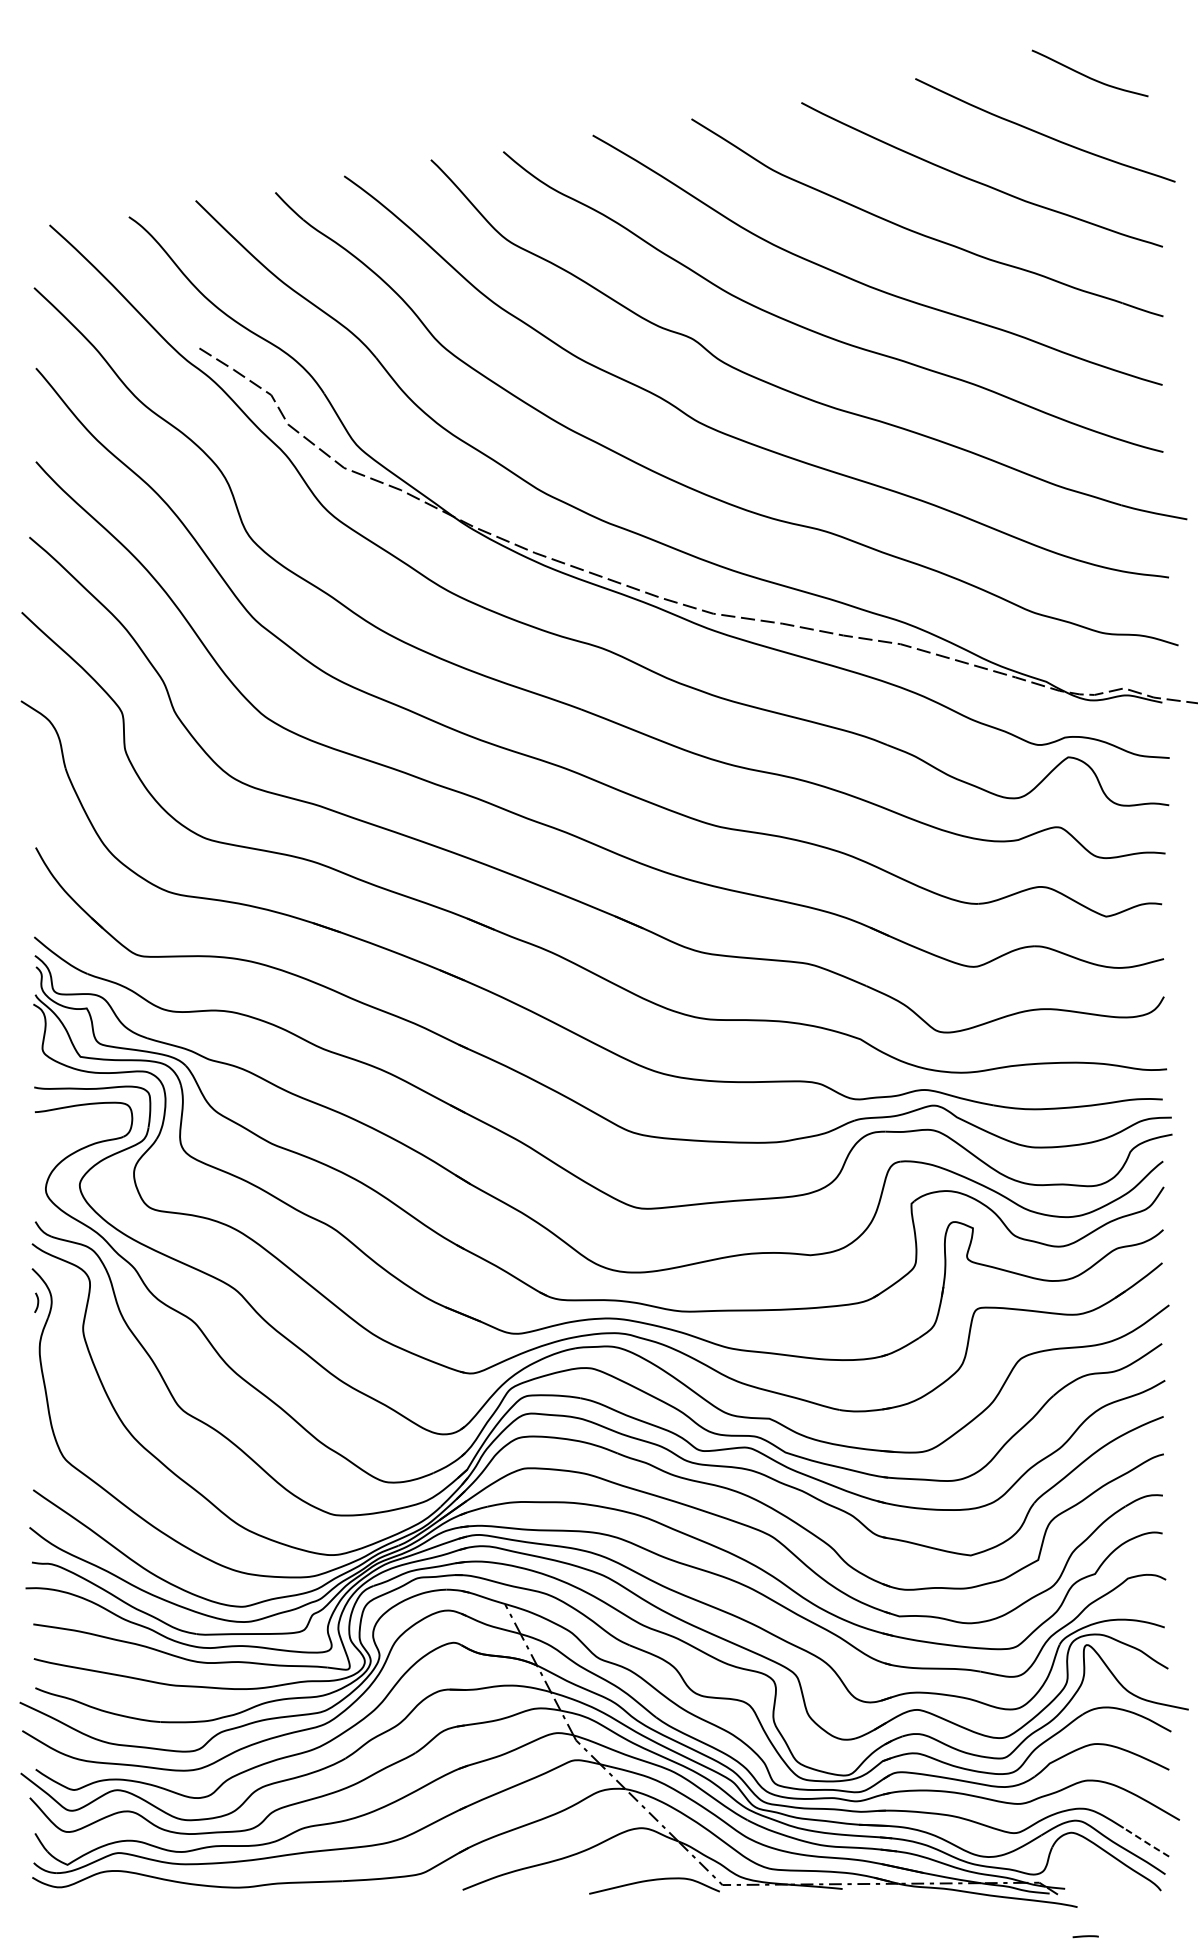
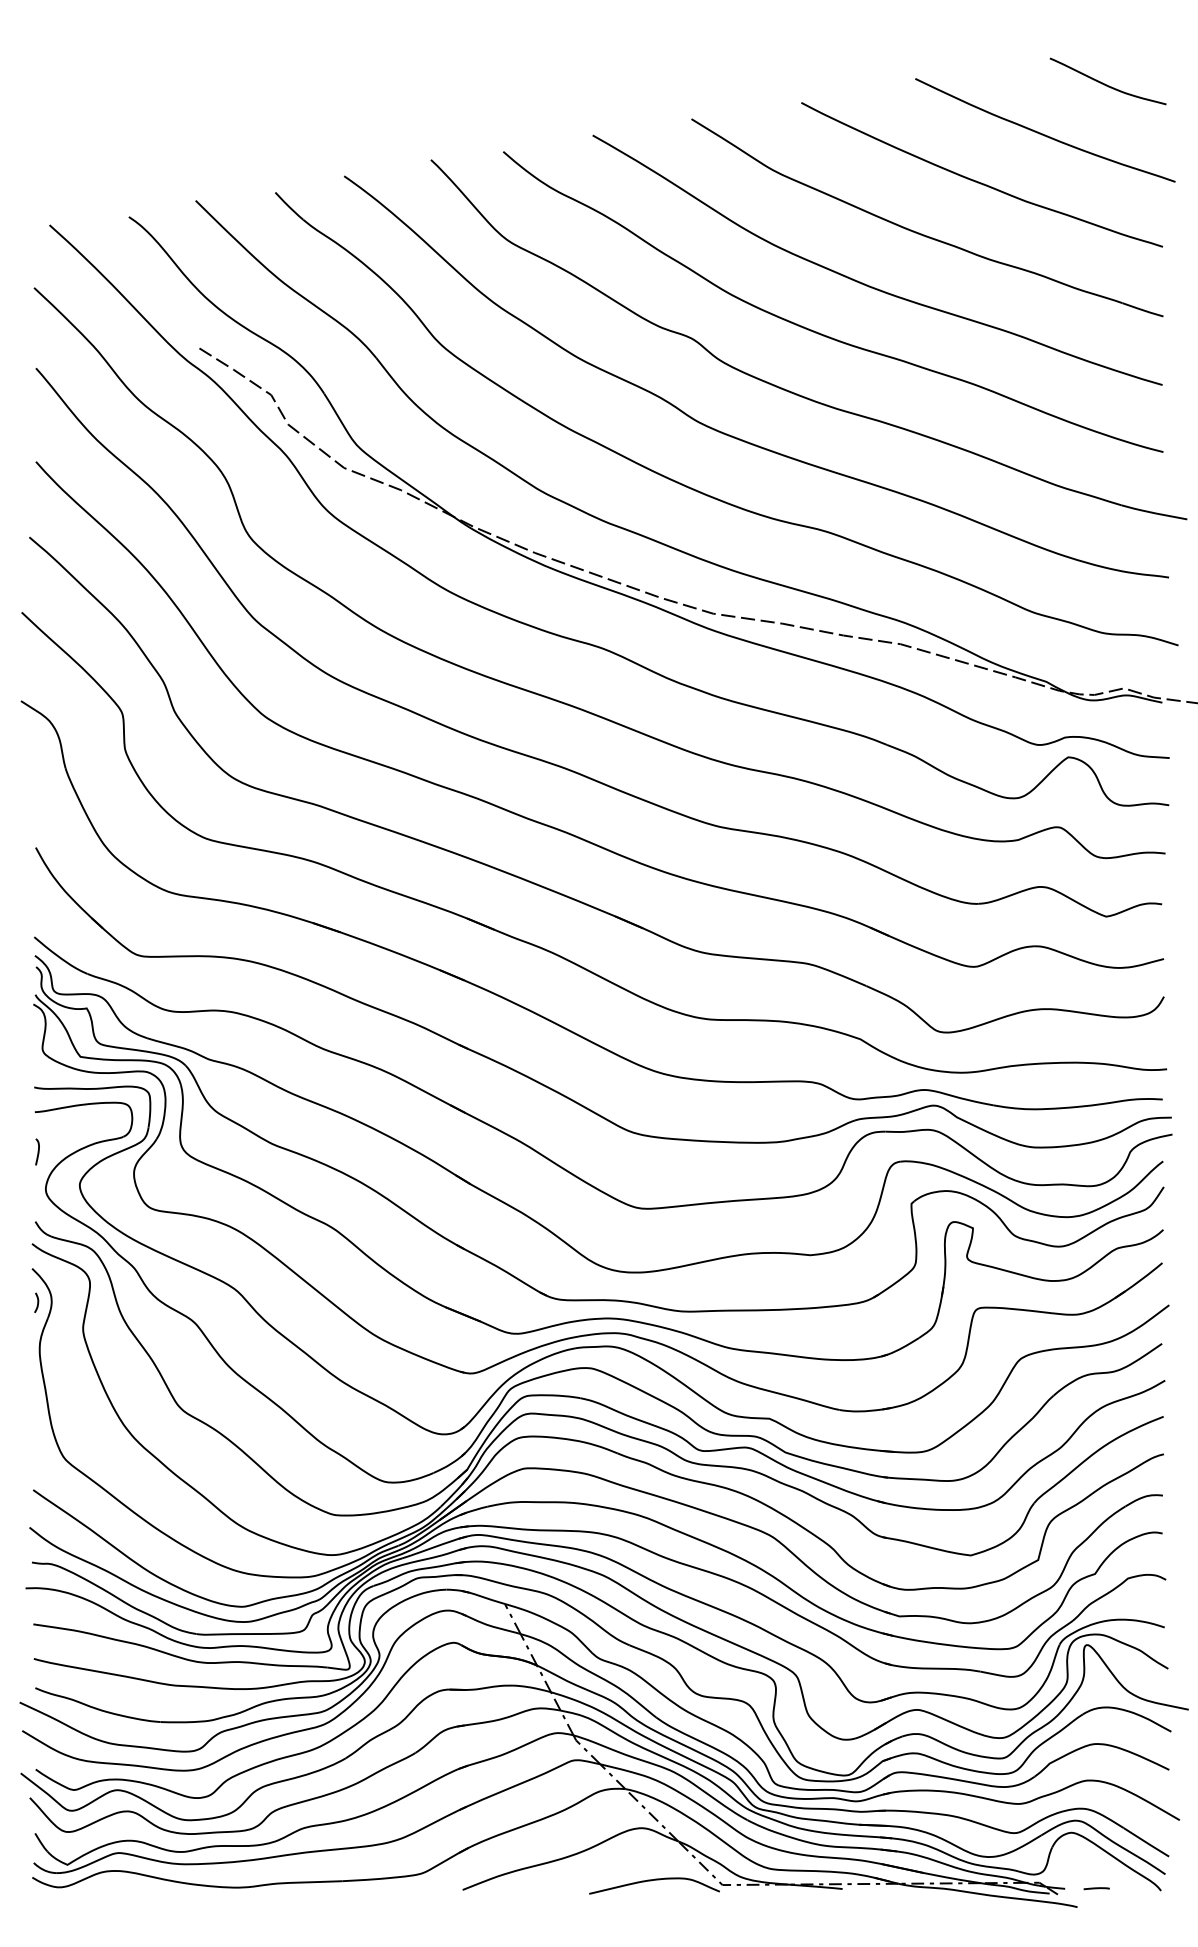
curve position: (1087, 75) -> (1105, 83) (1105, 83)
curve: none -> present (37, 1151)
line: dashed -> solid (1146, 1842)
line position: (1085, 1936) -> (1096, 1888) (1096, 1888)
